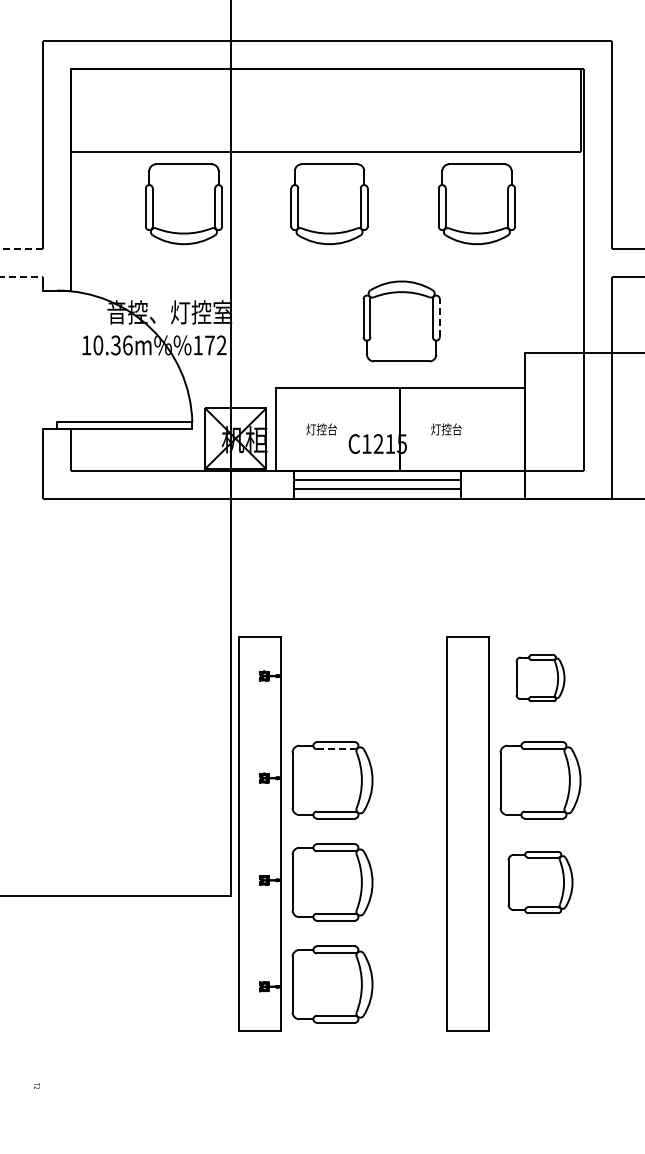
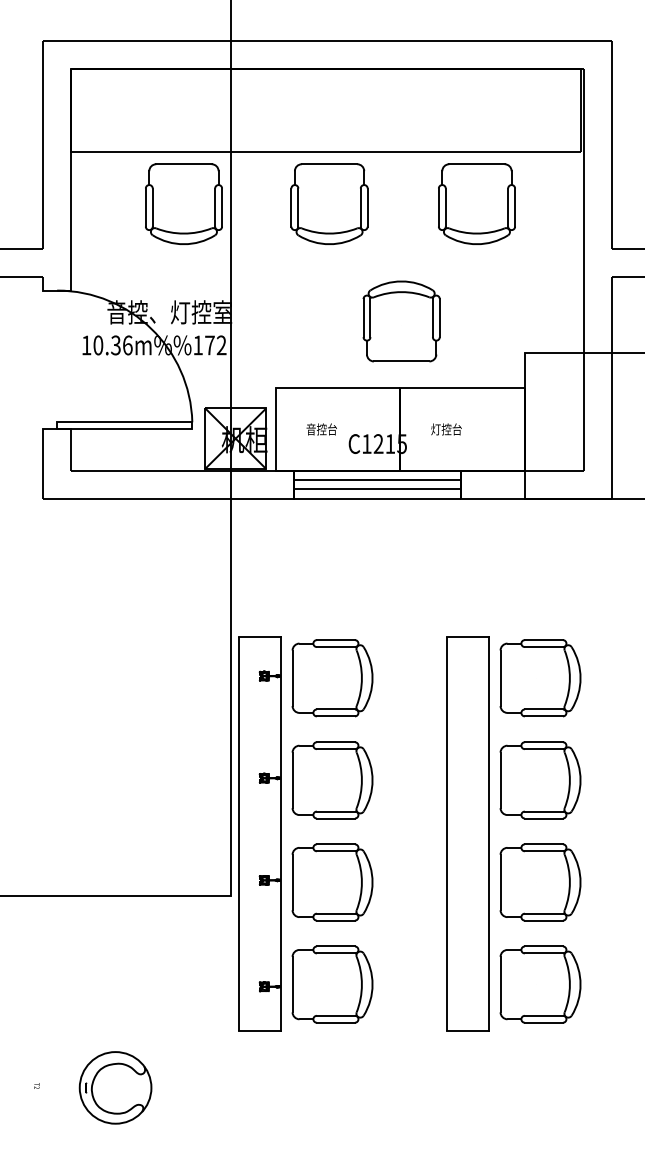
line: dashed -> solid (0, 276)
line: dashed -> solid (439, 317)
text: 灯控台 -> 音控台 (310, 429)
part: none -> present (332, 678)
part size: 51x49 px -> 83x79 px (540, 678)
line: dashed -> solid (336, 749)
part size: 67x63 px -> 83x79 px (540, 882)
part: none -> present (540, 984)
part: none -> present (115, 1087)
